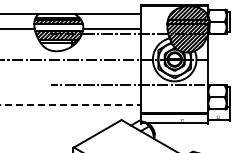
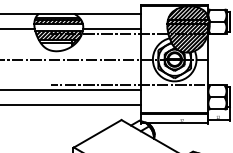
line: none -> present (71, 90)
line: dashed -> solid (71, 104)
